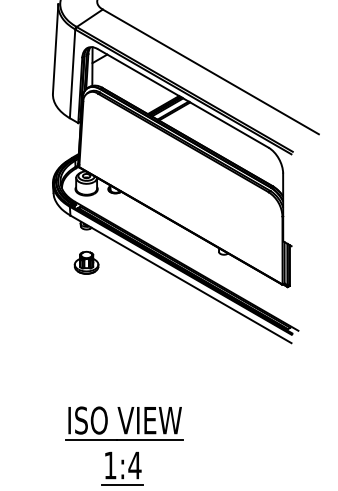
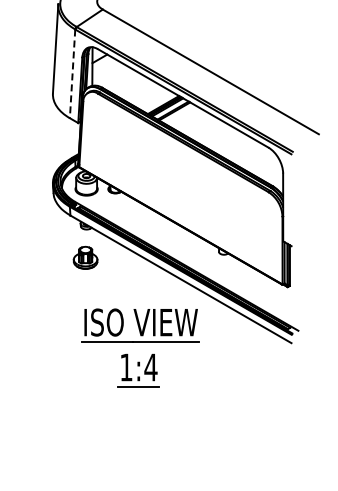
line: solid -> dashed (72, 74)
part position: (86, 262) -> (85, 257) (85, 257)
part position: (124, 445) -> (140, 347) (140, 347)
